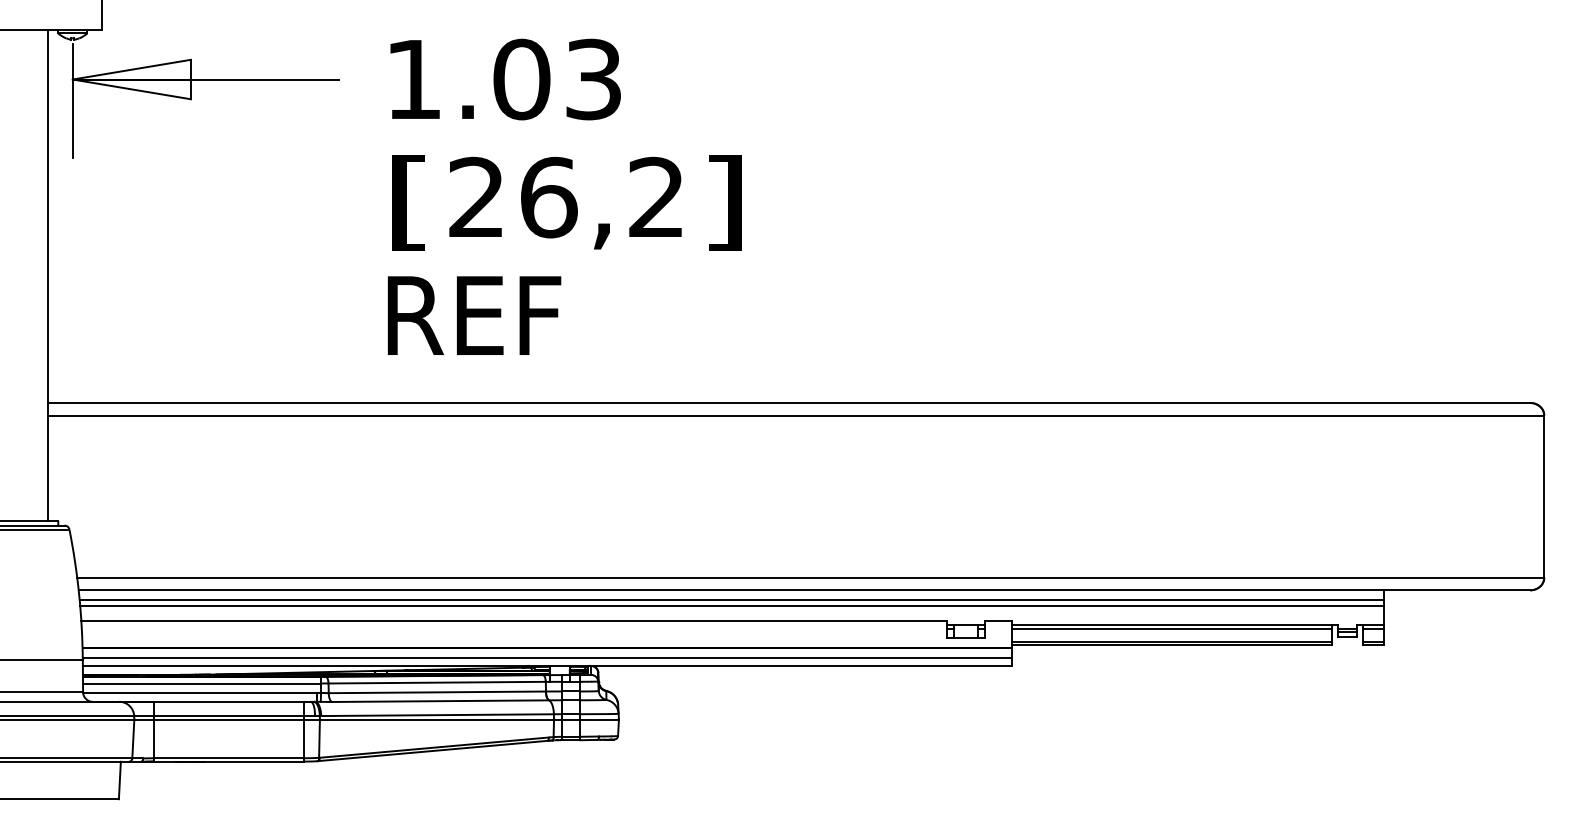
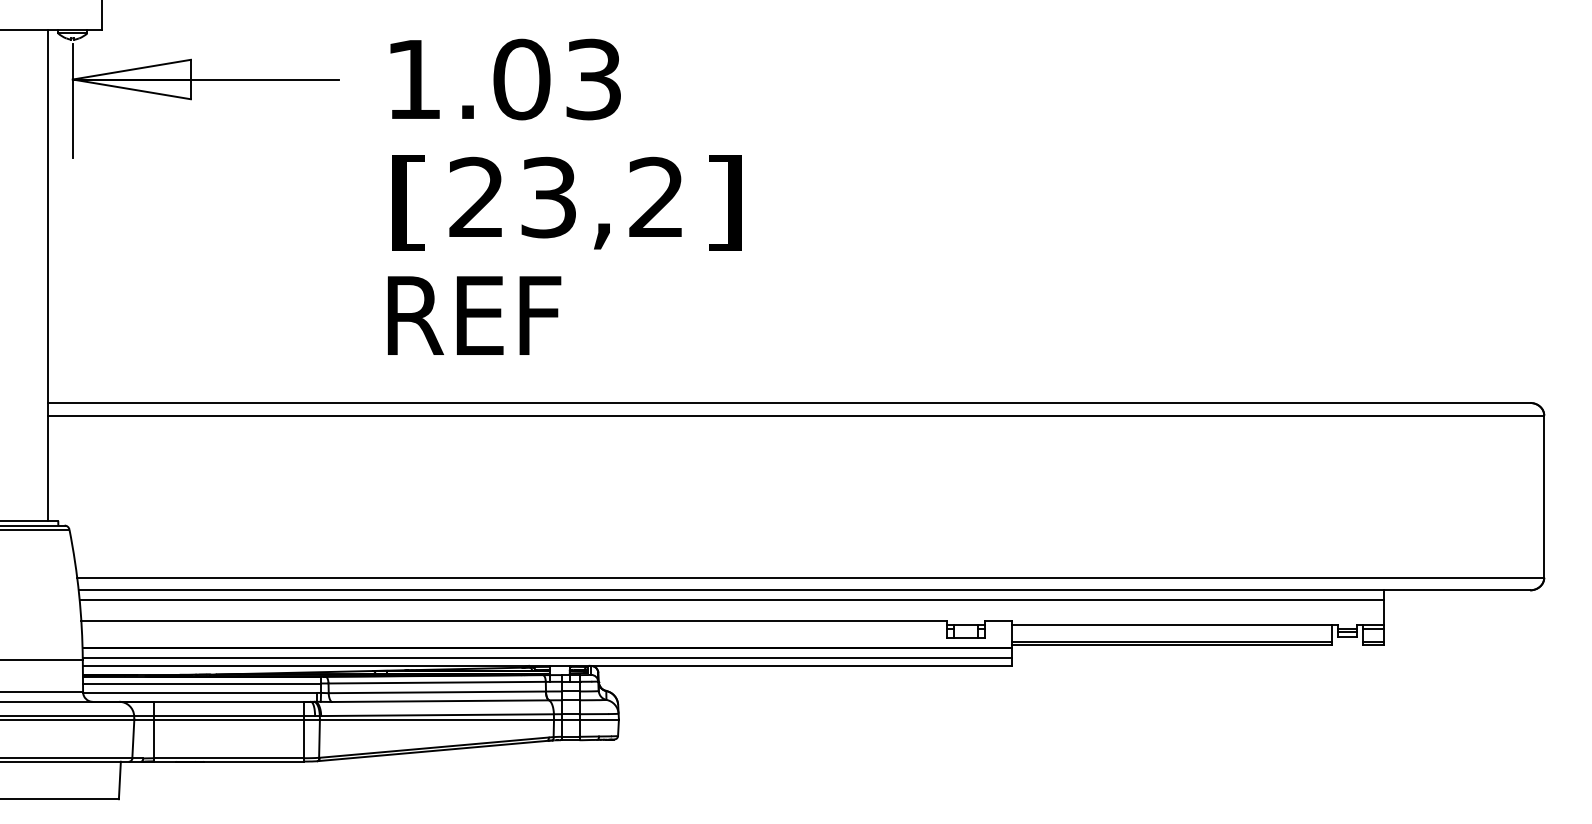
text: 26,2 -> 23,2 (549, 197)
line: present -> none (732, 605)
line: present -> none (1172, 629)
